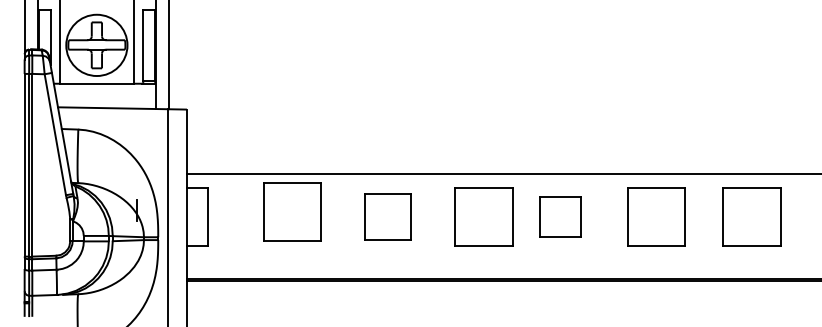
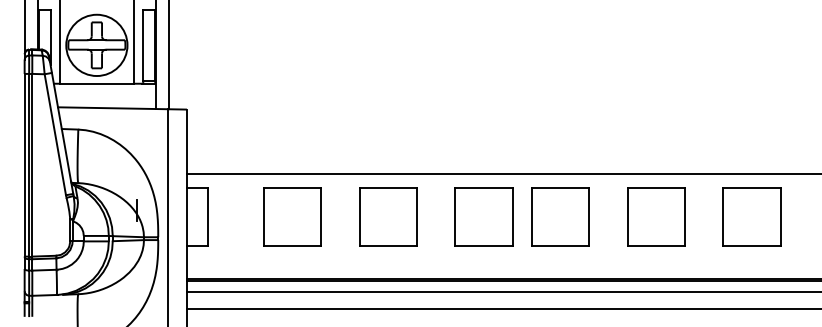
part position: (292, 211) -> (292, 216) (292, 216)
part size: 48x48 px -> 59x60 px (388, 216)
part size: 43x42 px -> 59x60 px (560, 216)
line: none -> present (502, 291)
line: none -> present (502, 308)
